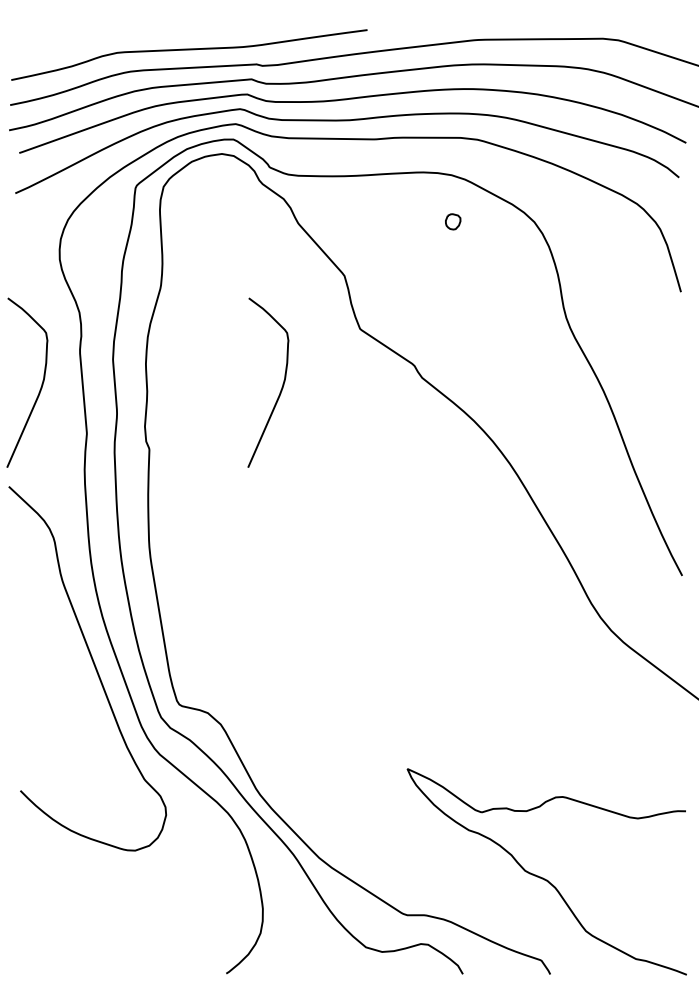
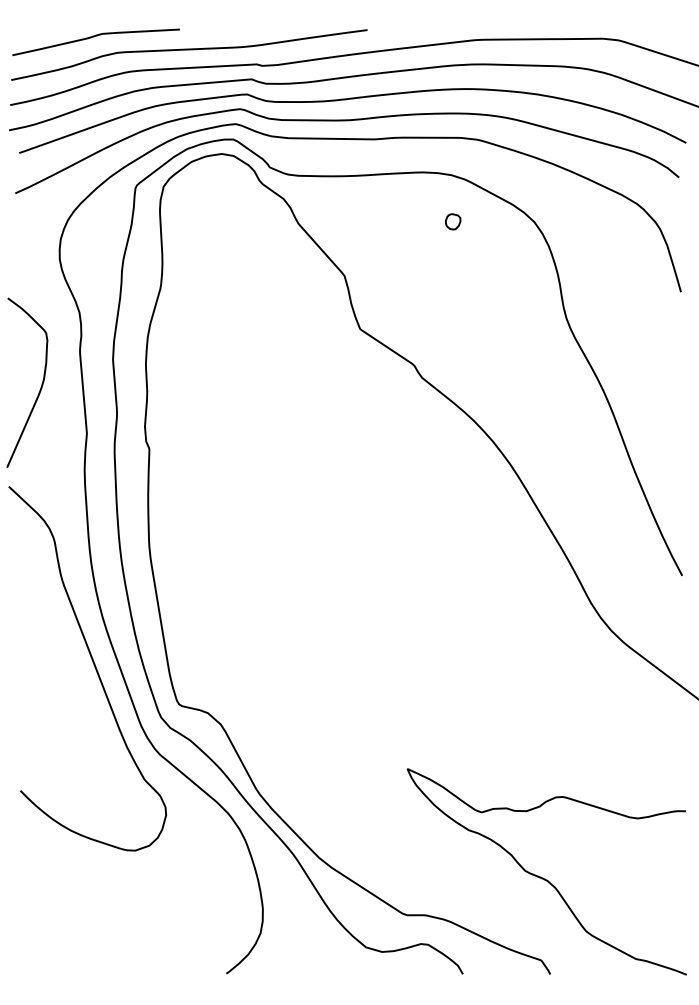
curve: none -> present (94, 37)
curve: present -> none (280, 389)
